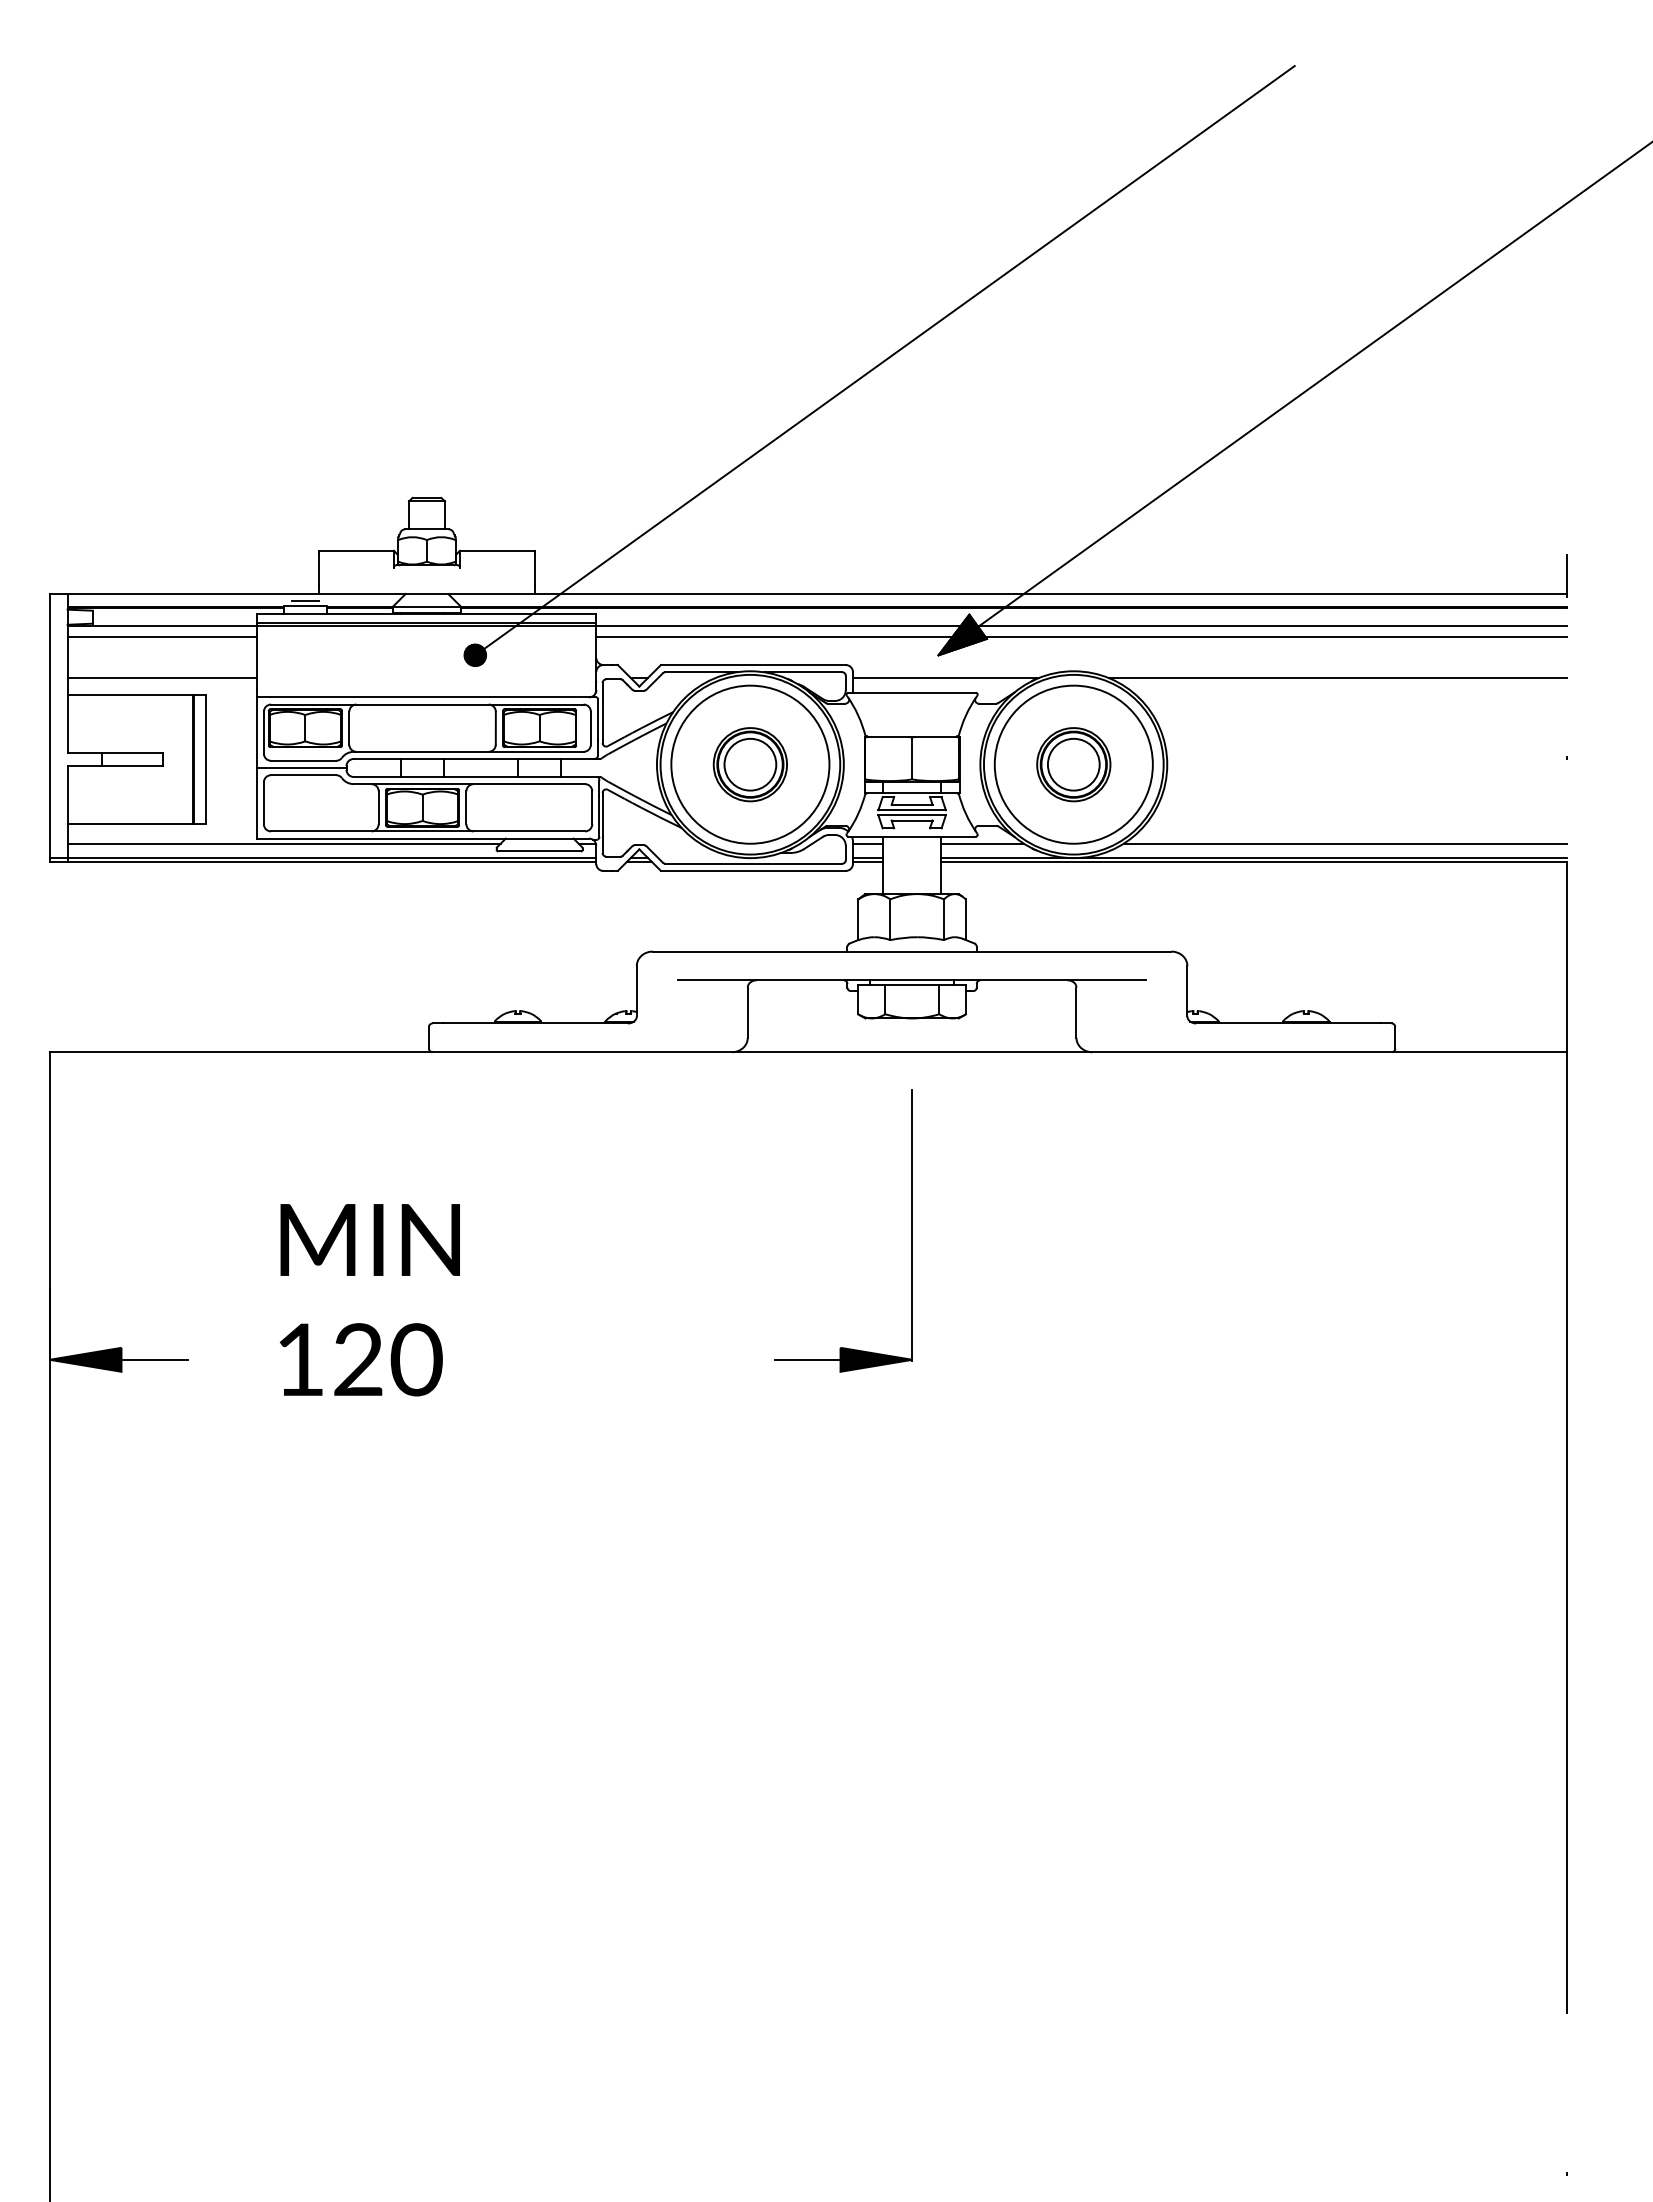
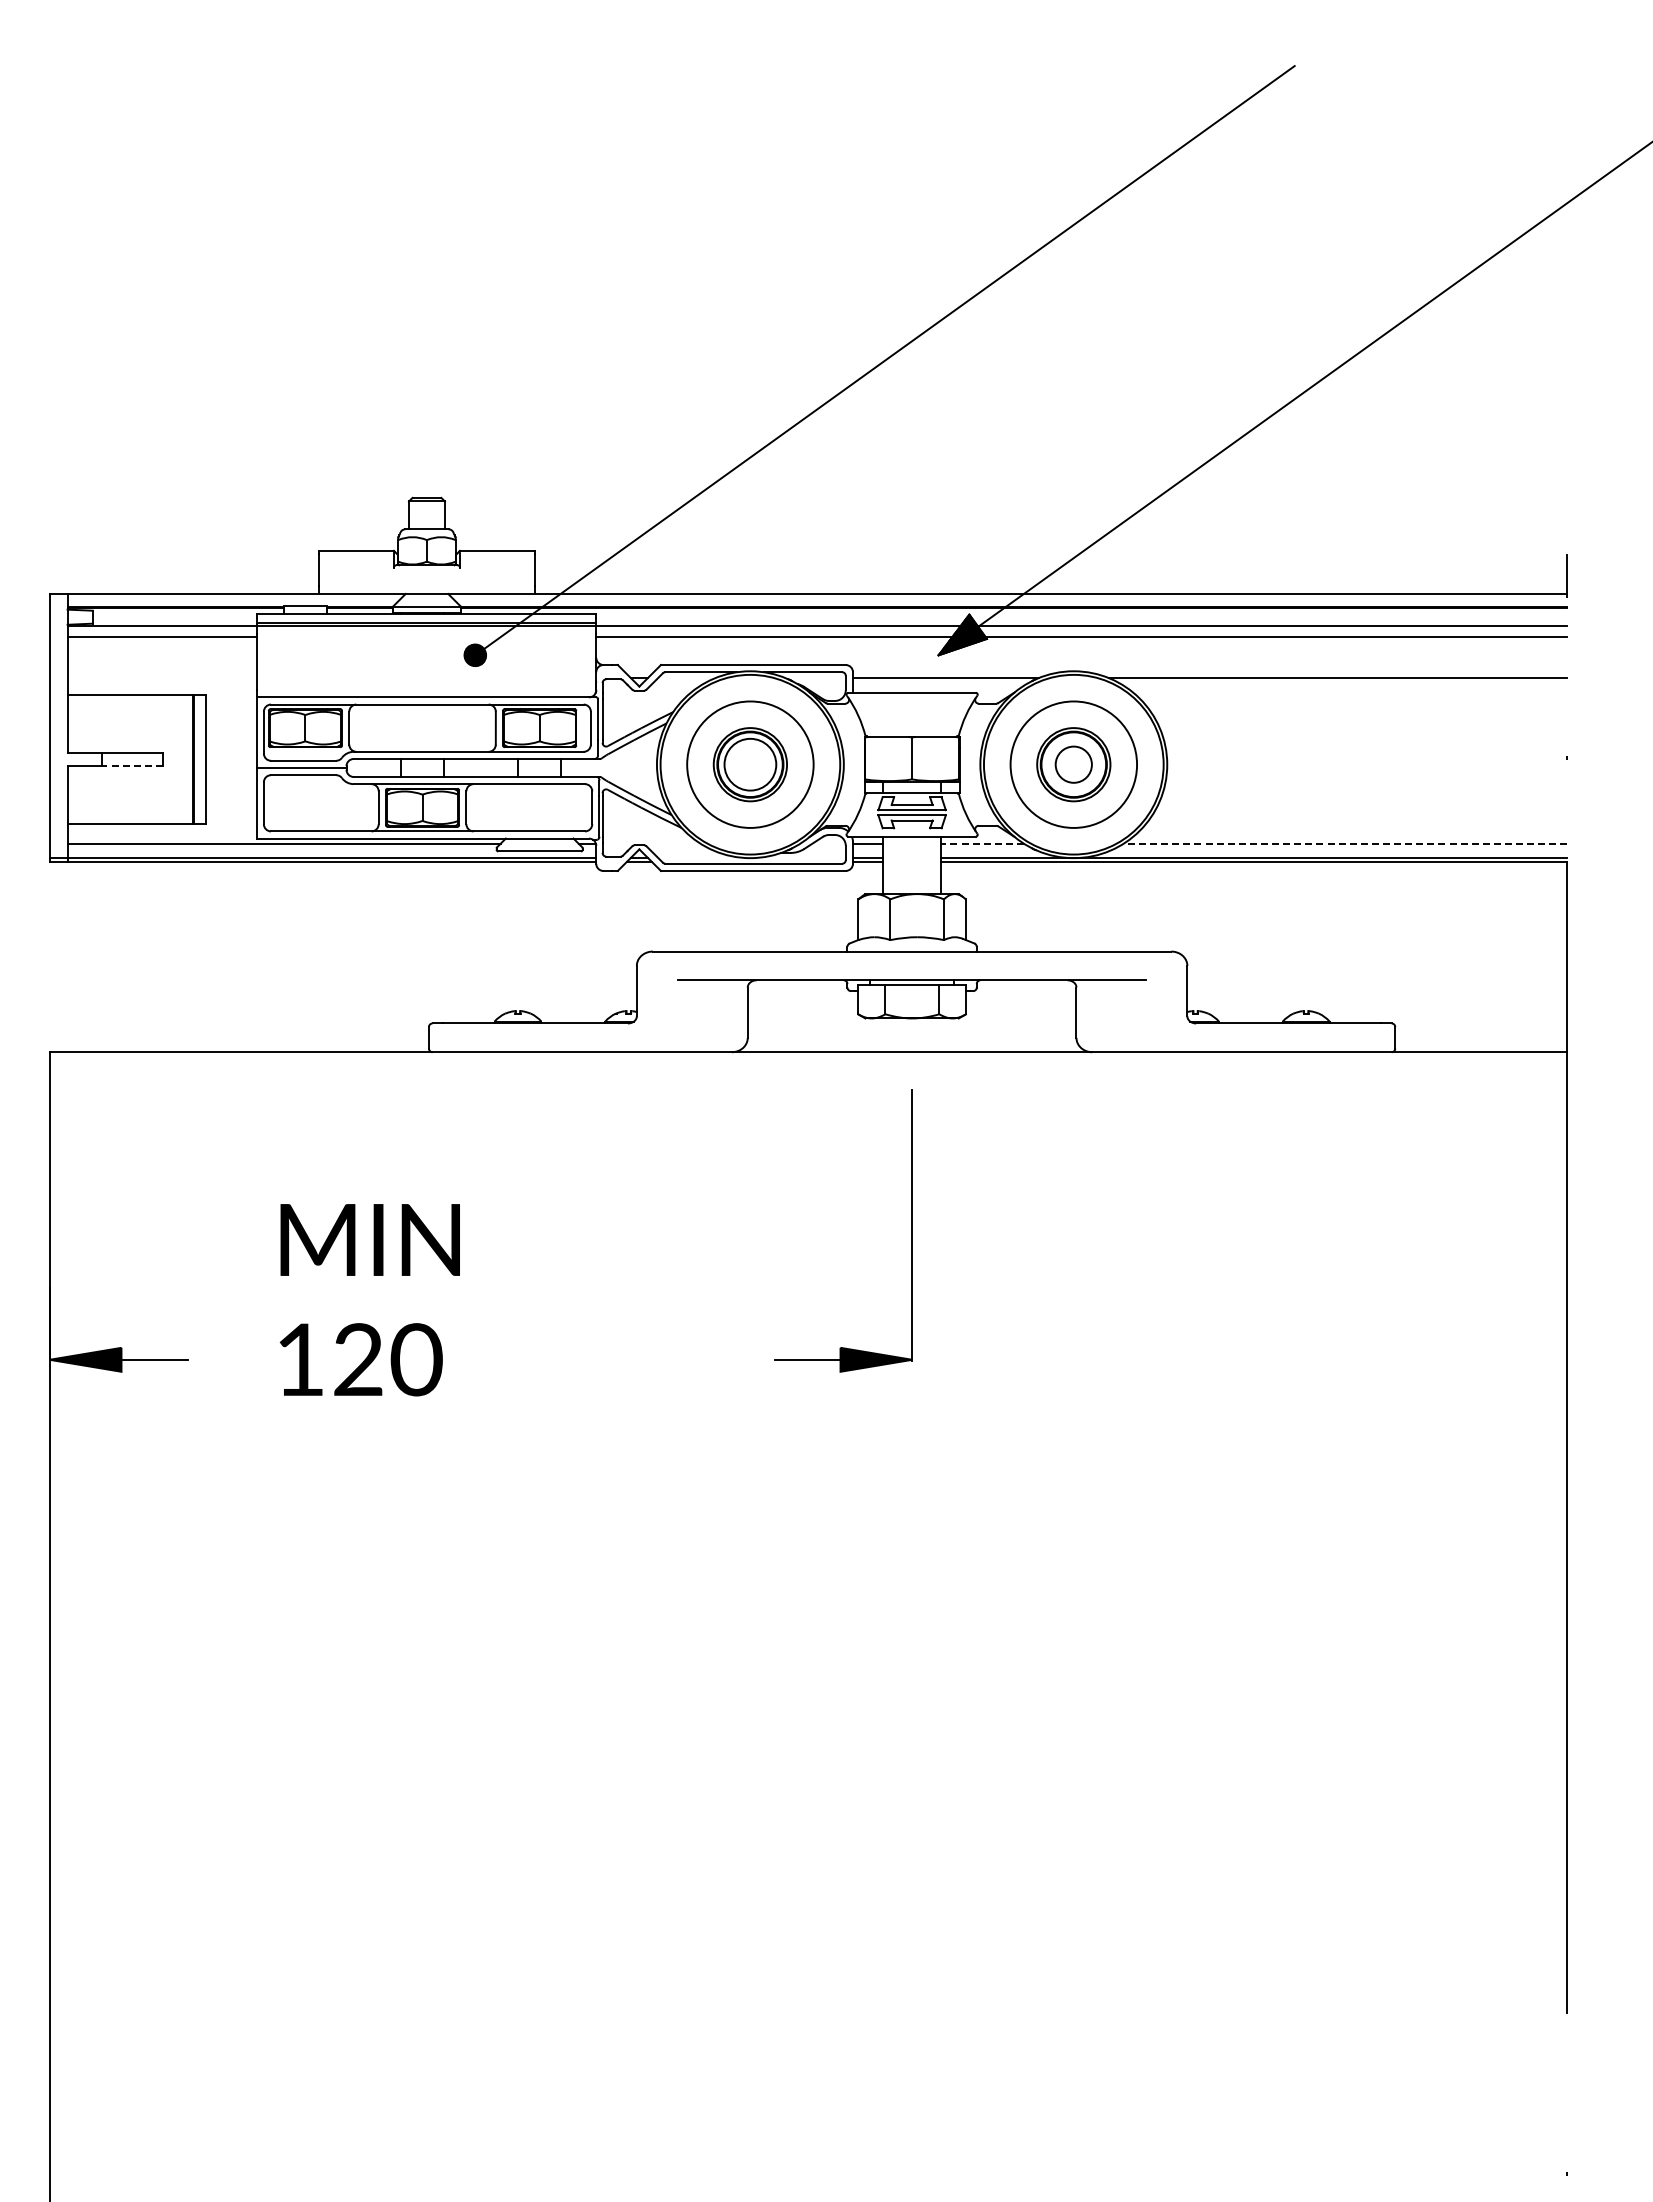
line: present -> none (305, 601)
line: present -> none (161, 678)
circle diameter: 158 px -> 126 px (750, 764)
circle diameter: 158 px -> 126 px (1073, 764)
circle diameter: 52 px -> 36 px (1073, 764)
line: solid -> dashed (132, 765)
line: solid -> dashed (982, 843)
line: solid -> dashed (1345, 843)
